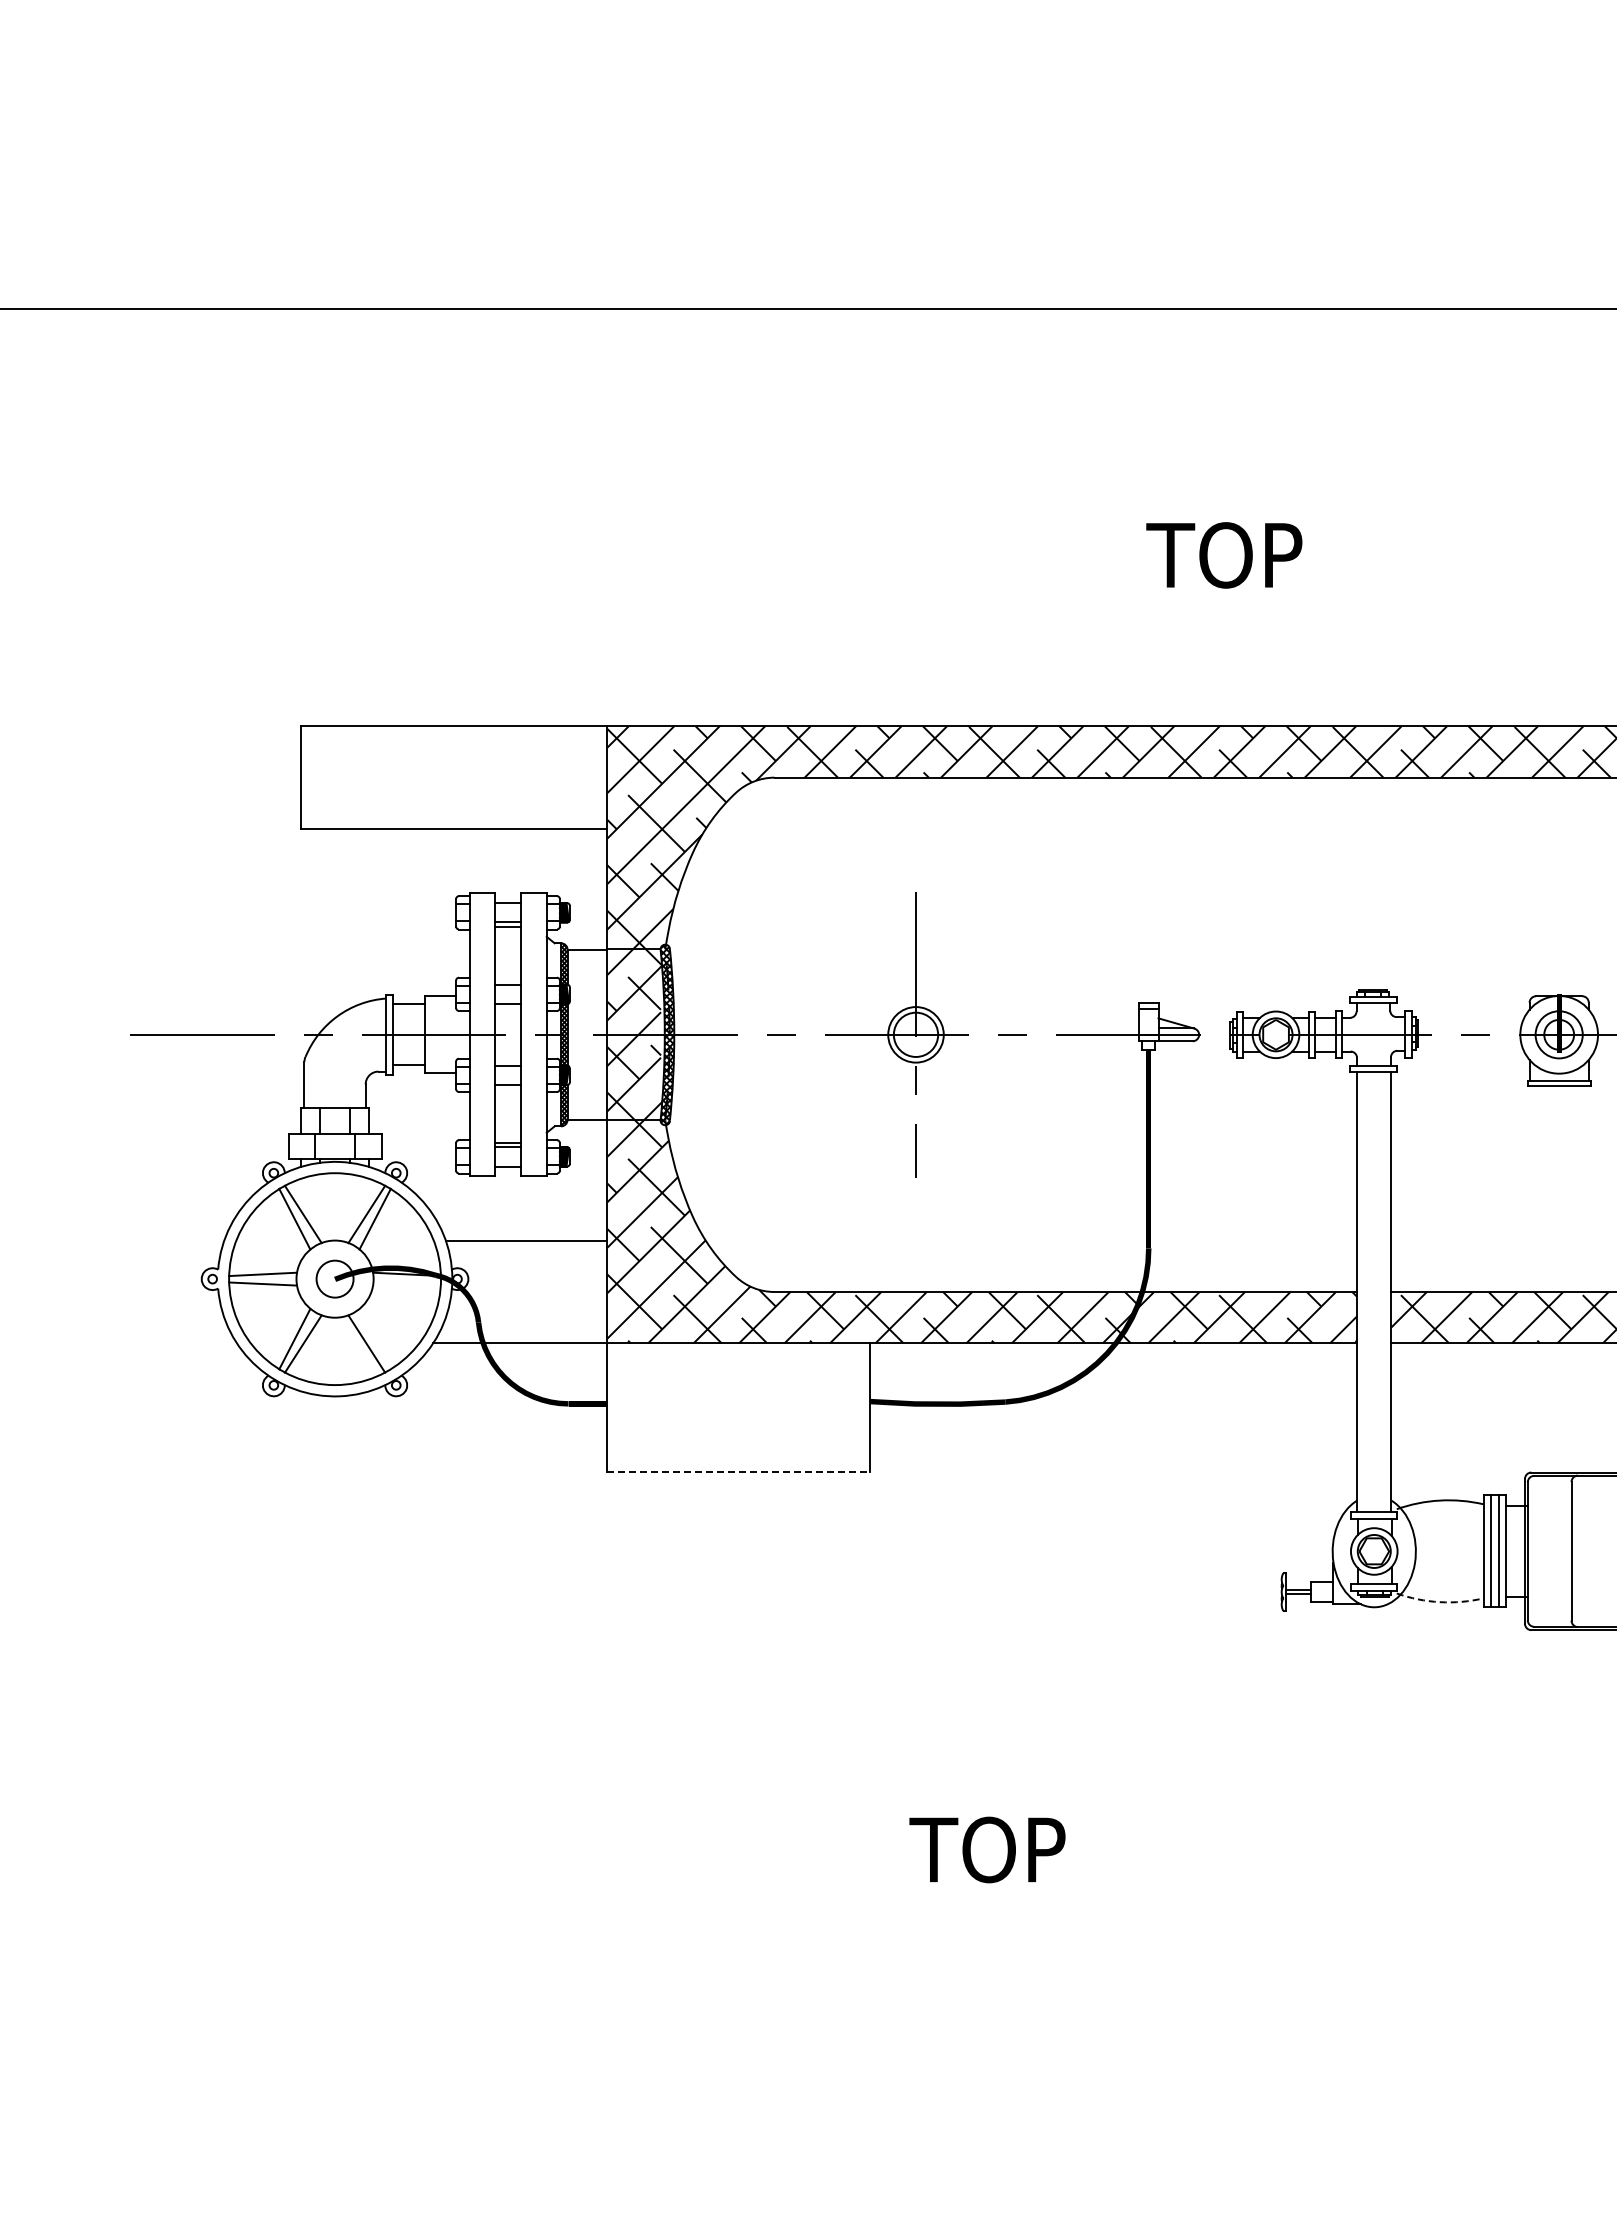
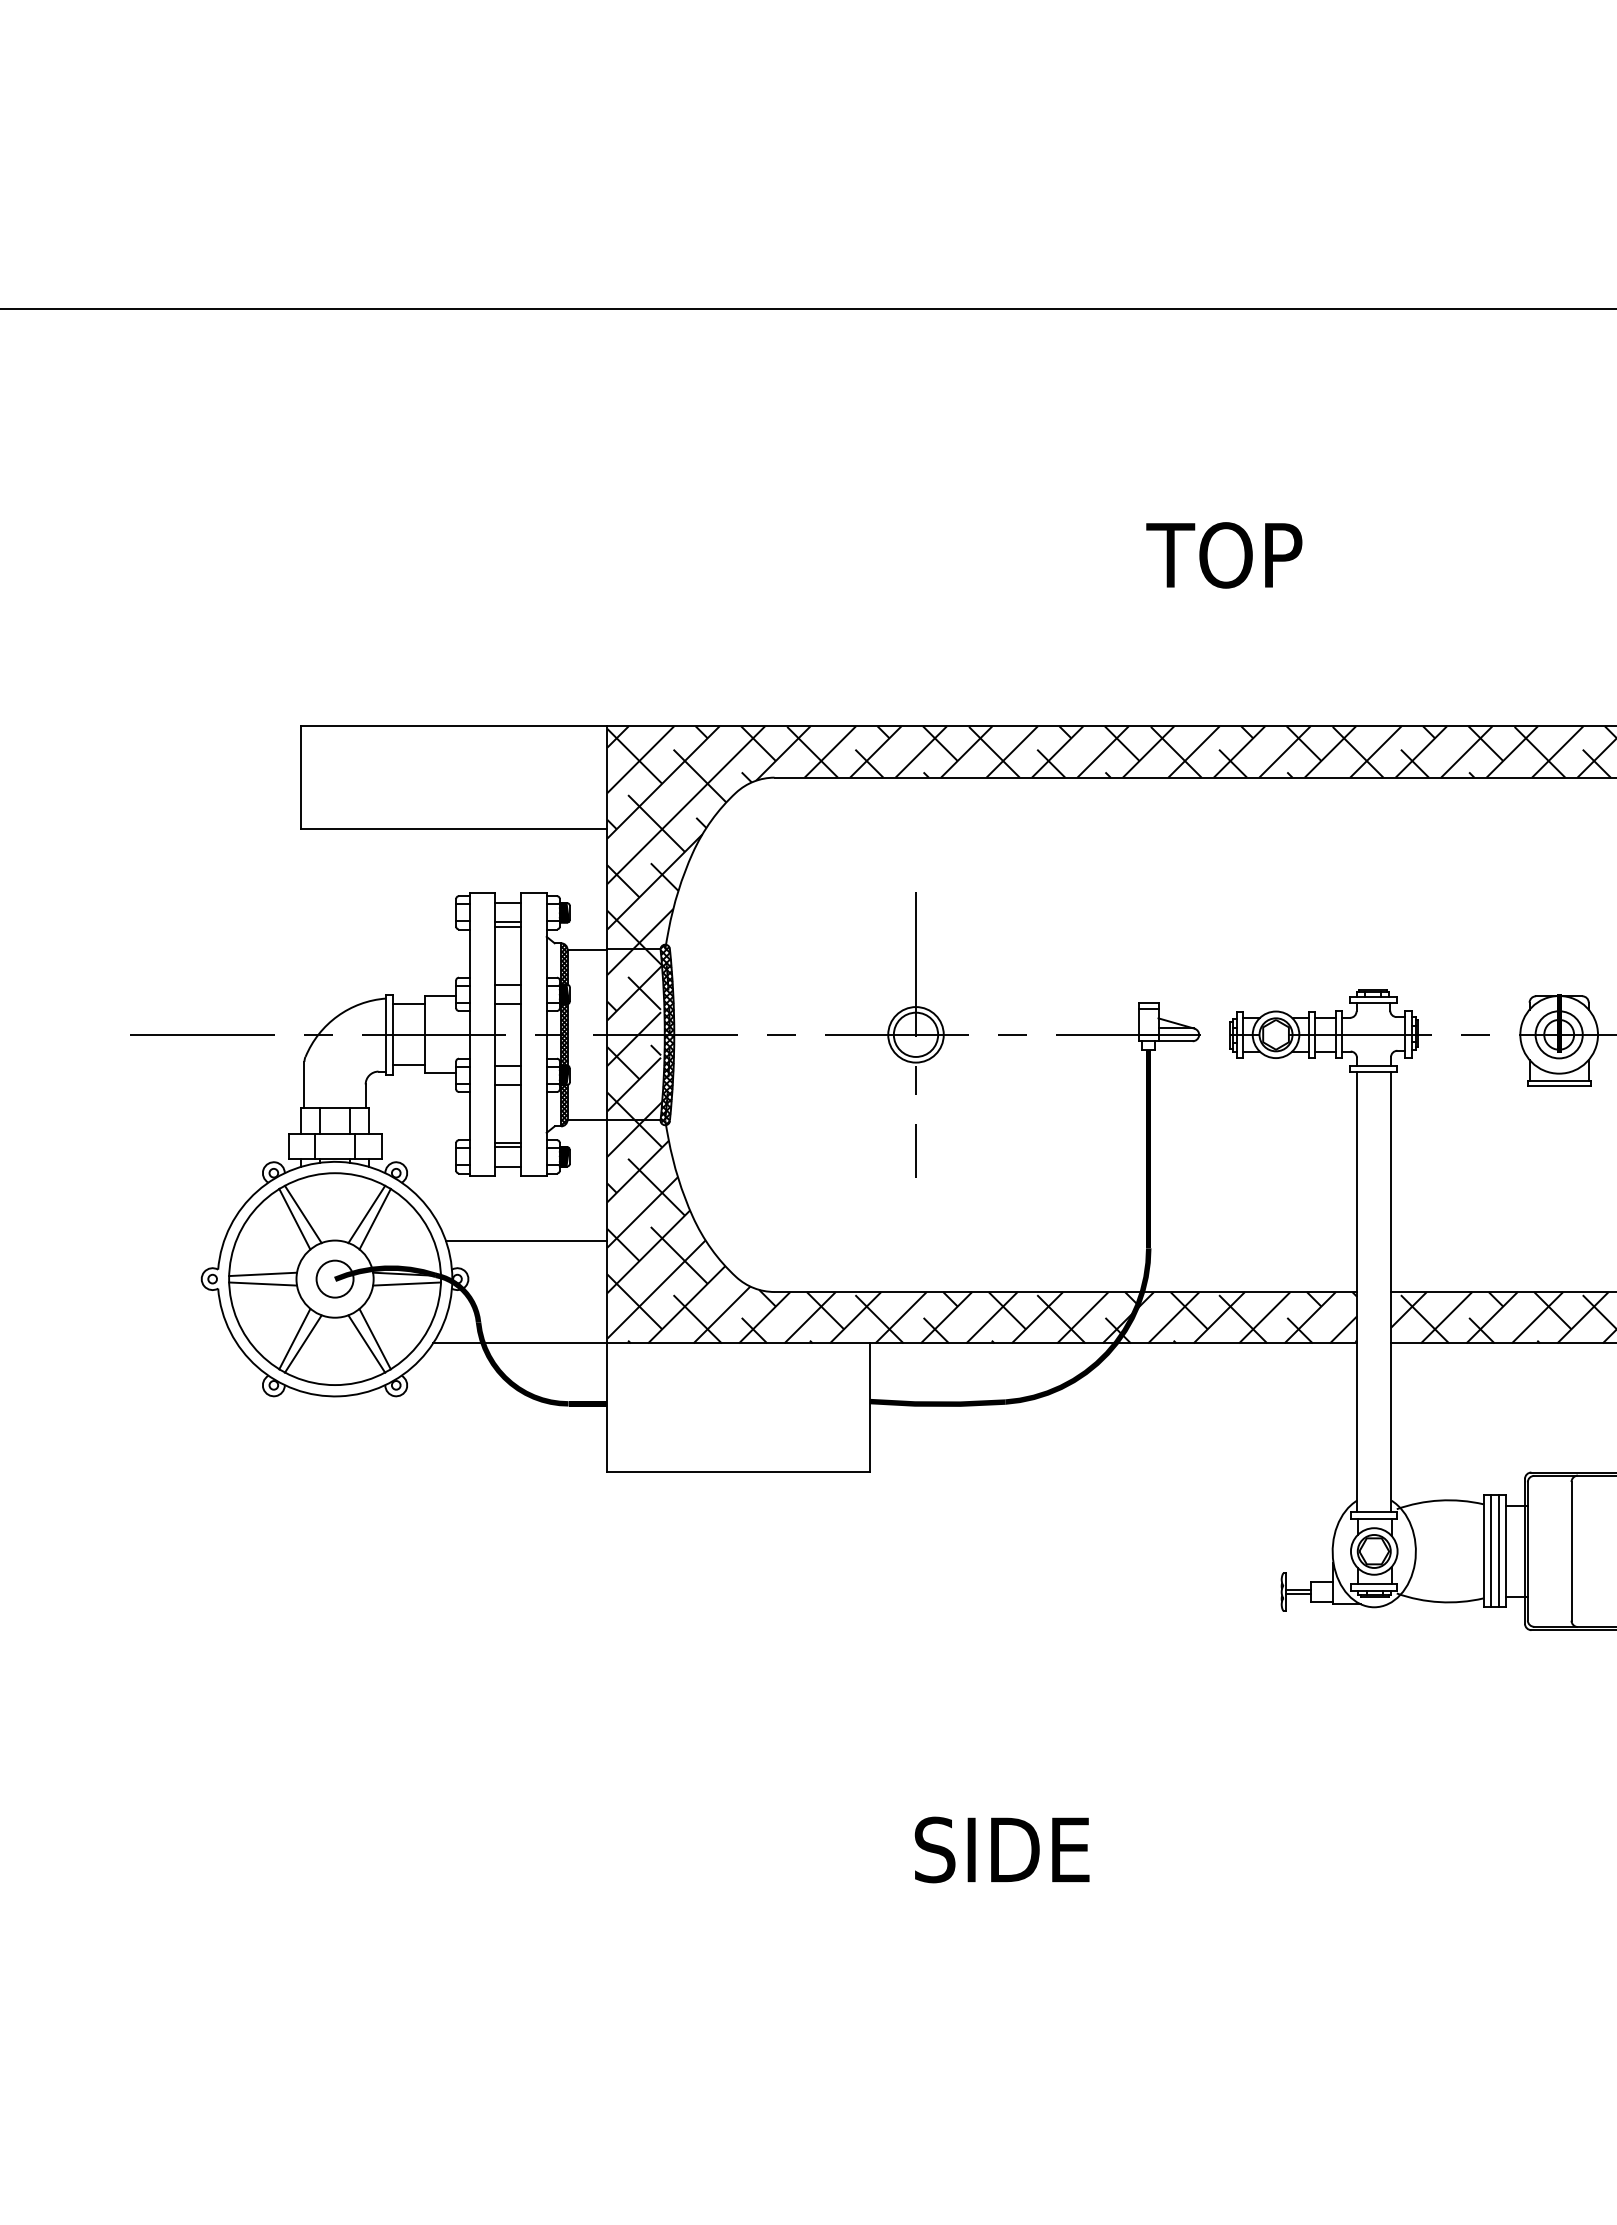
line: none -> present (407, 1283)
line: none -> present (374, 1338)
line: dashed -> solid (739, 1472)
arc: dashed -> solid (1439, 1602)
text: TOP -> SIDE (999, 1849)
